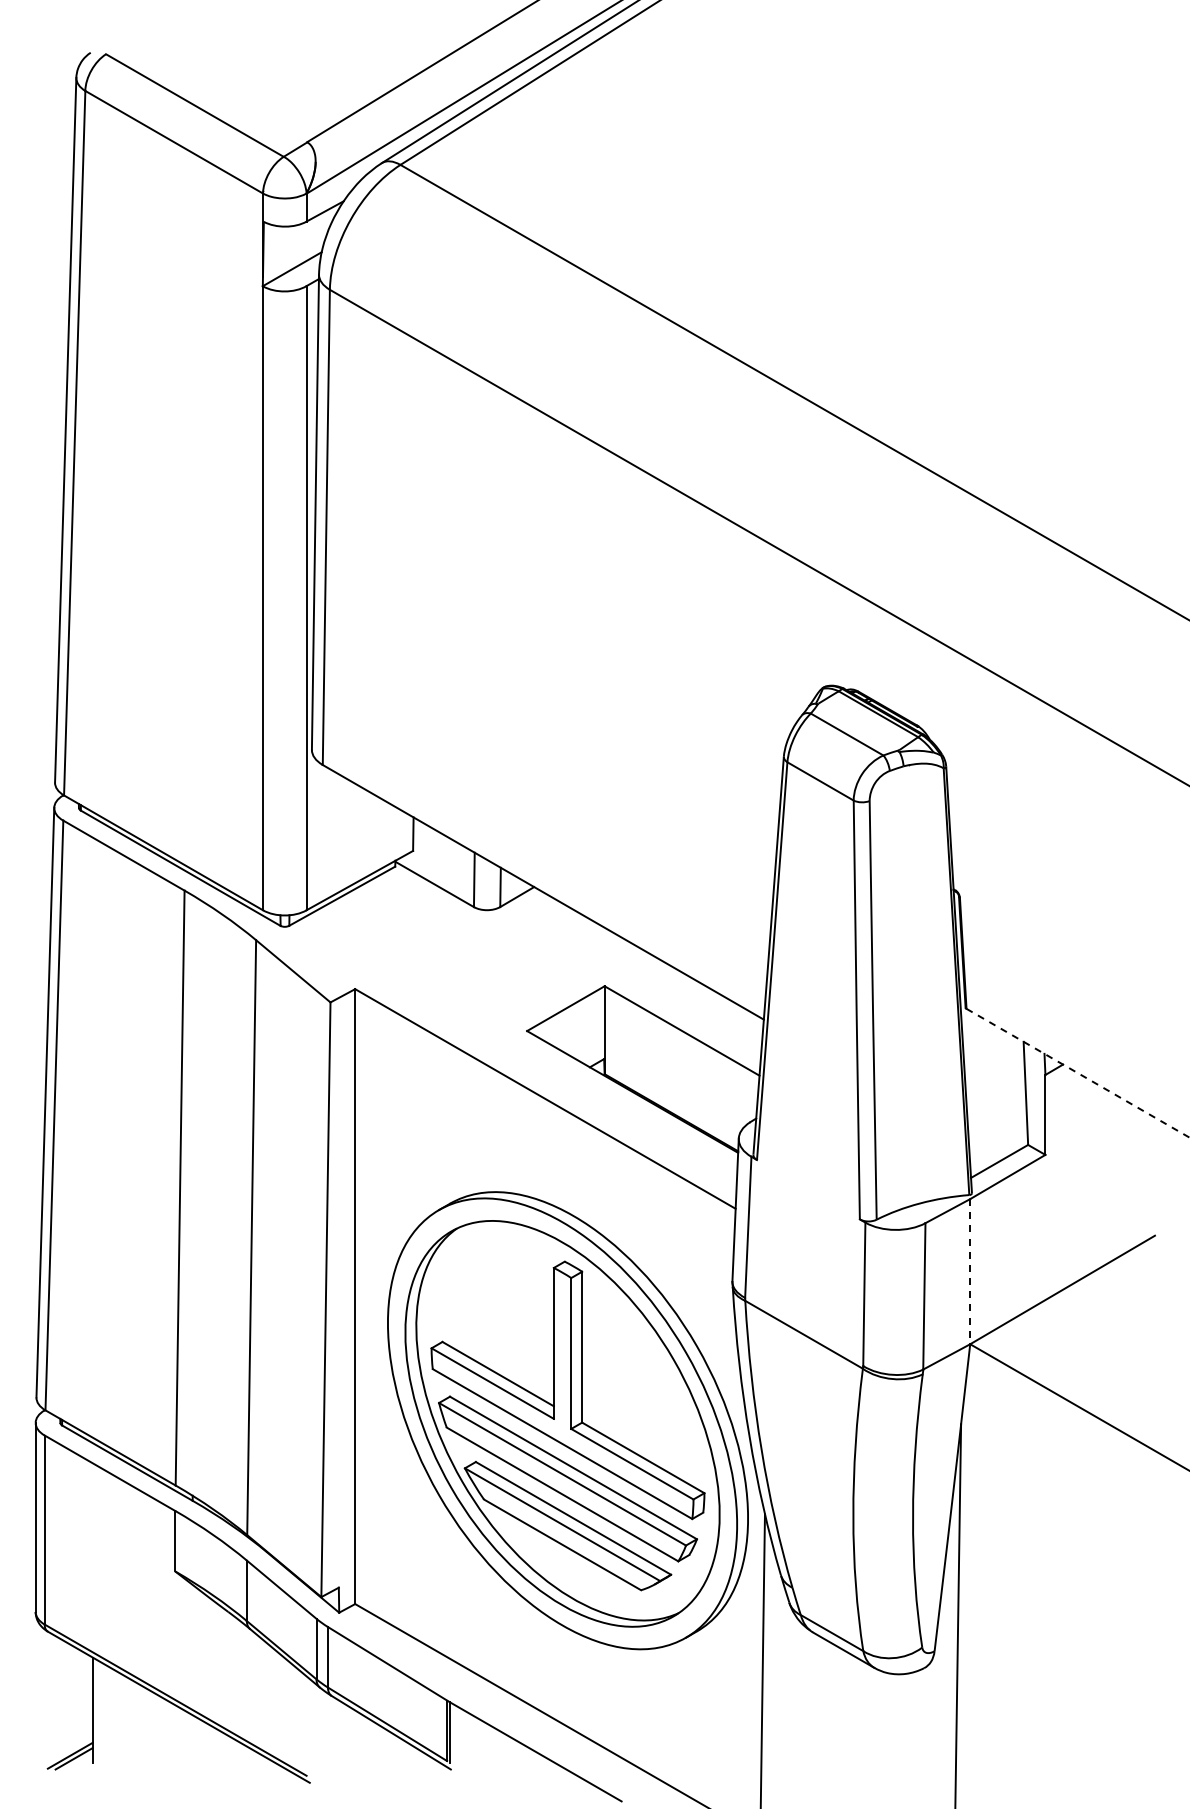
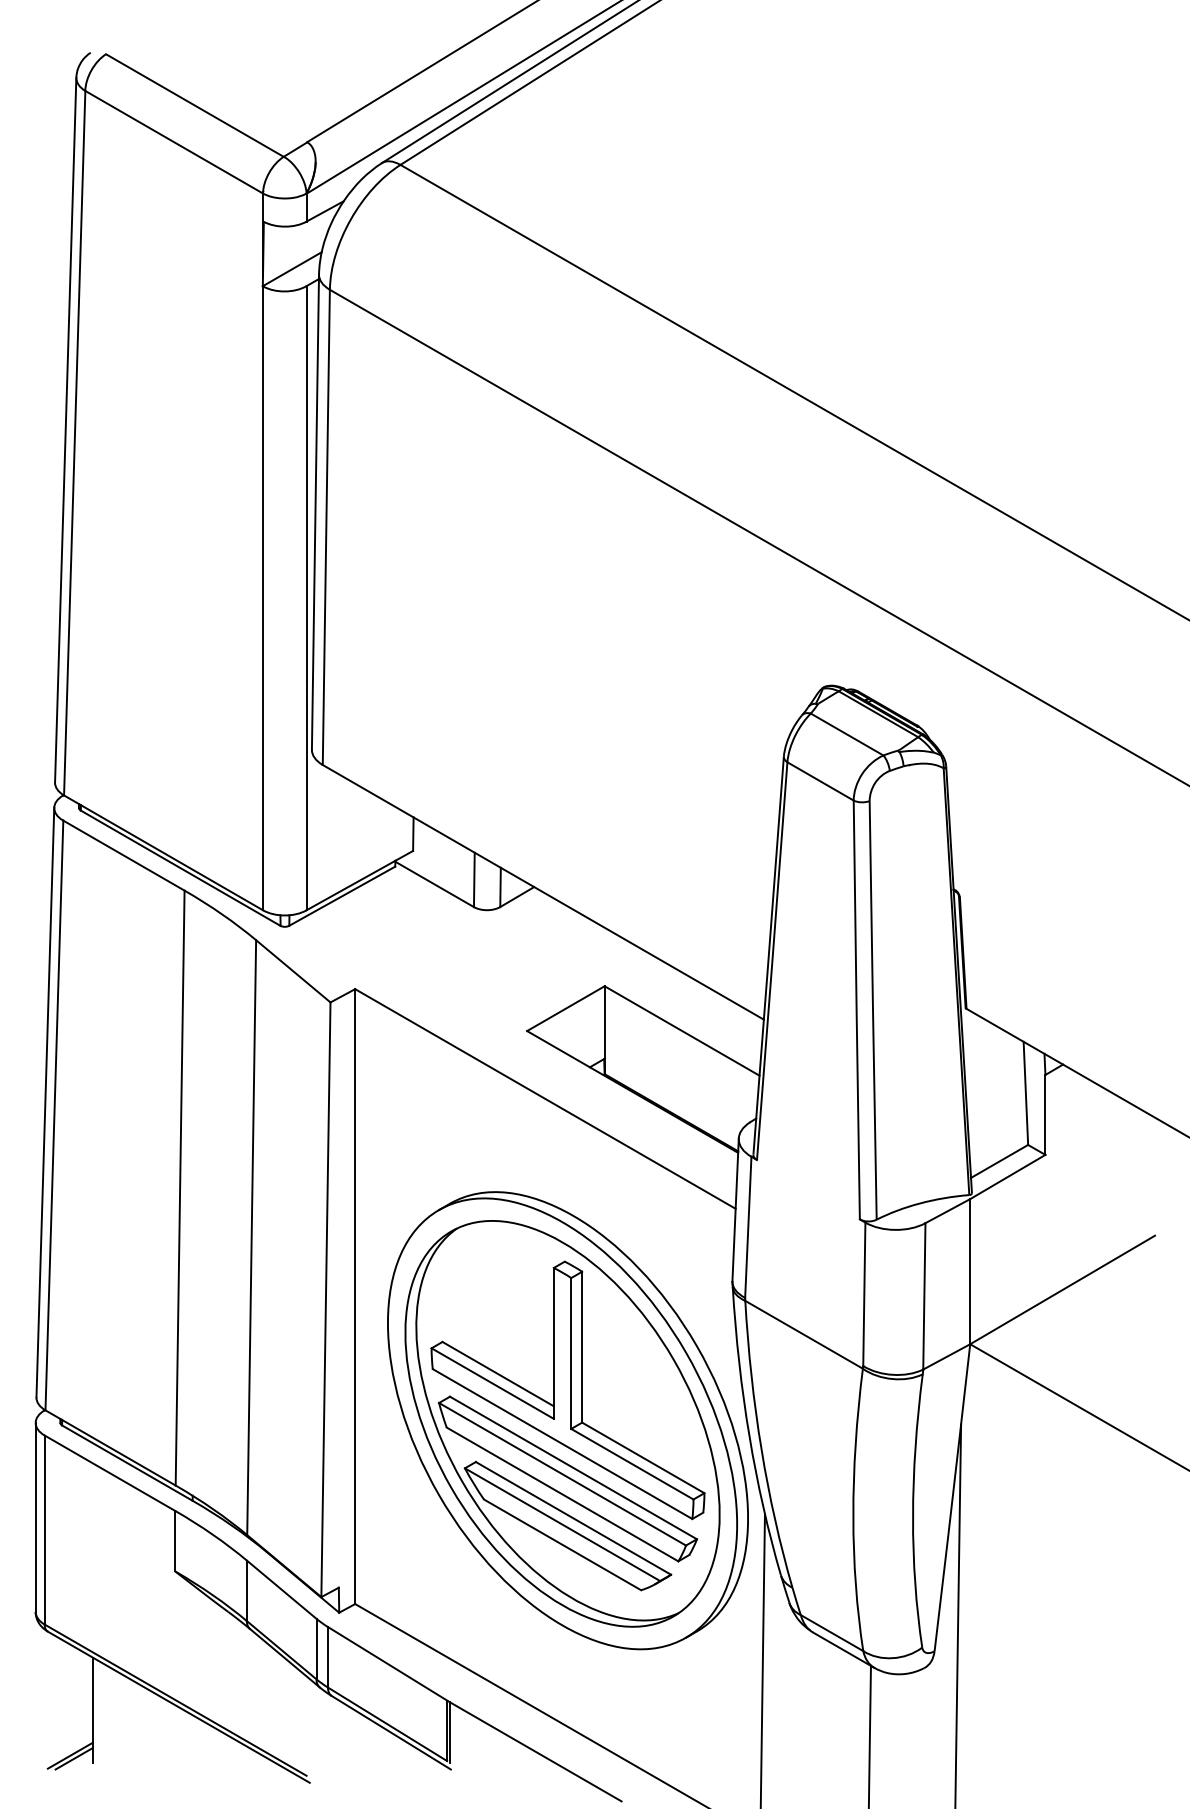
line: dashed -> solid (1078, 1073)
line: dashed -> solid (970, 1271)
line: none -> present (869, 1735)
